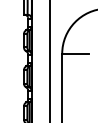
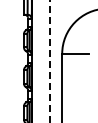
line: solid -> dashed (50, 61)
